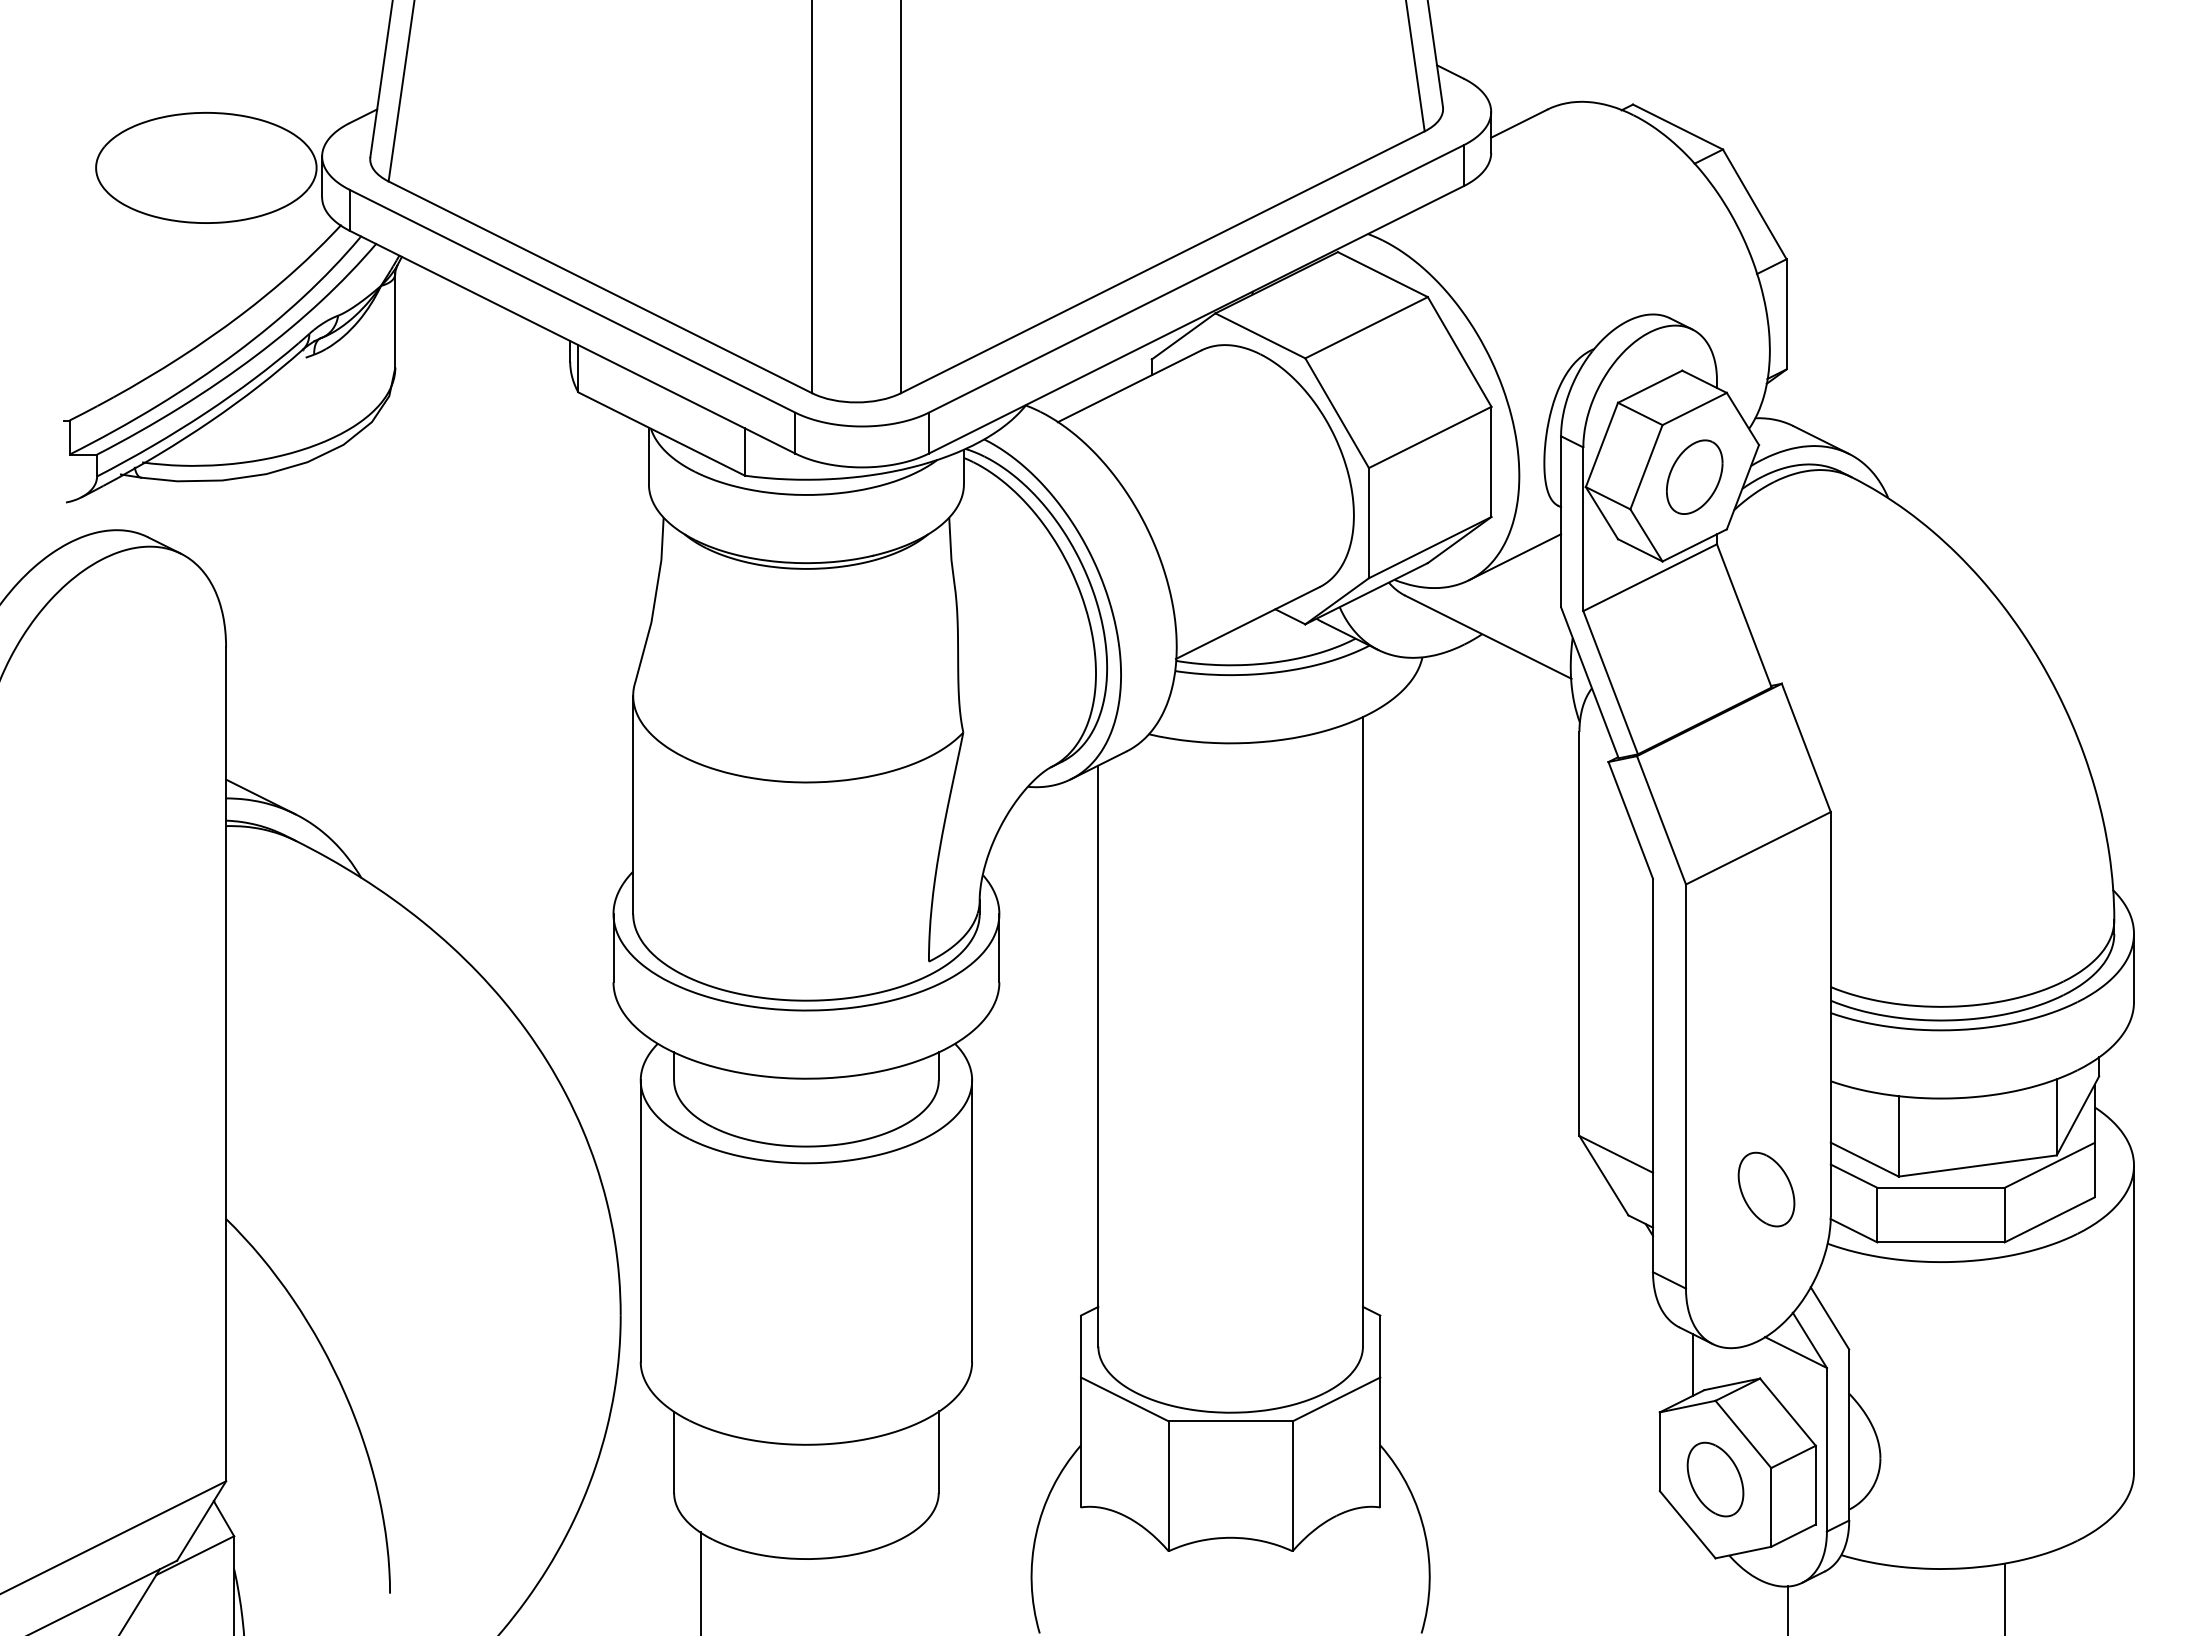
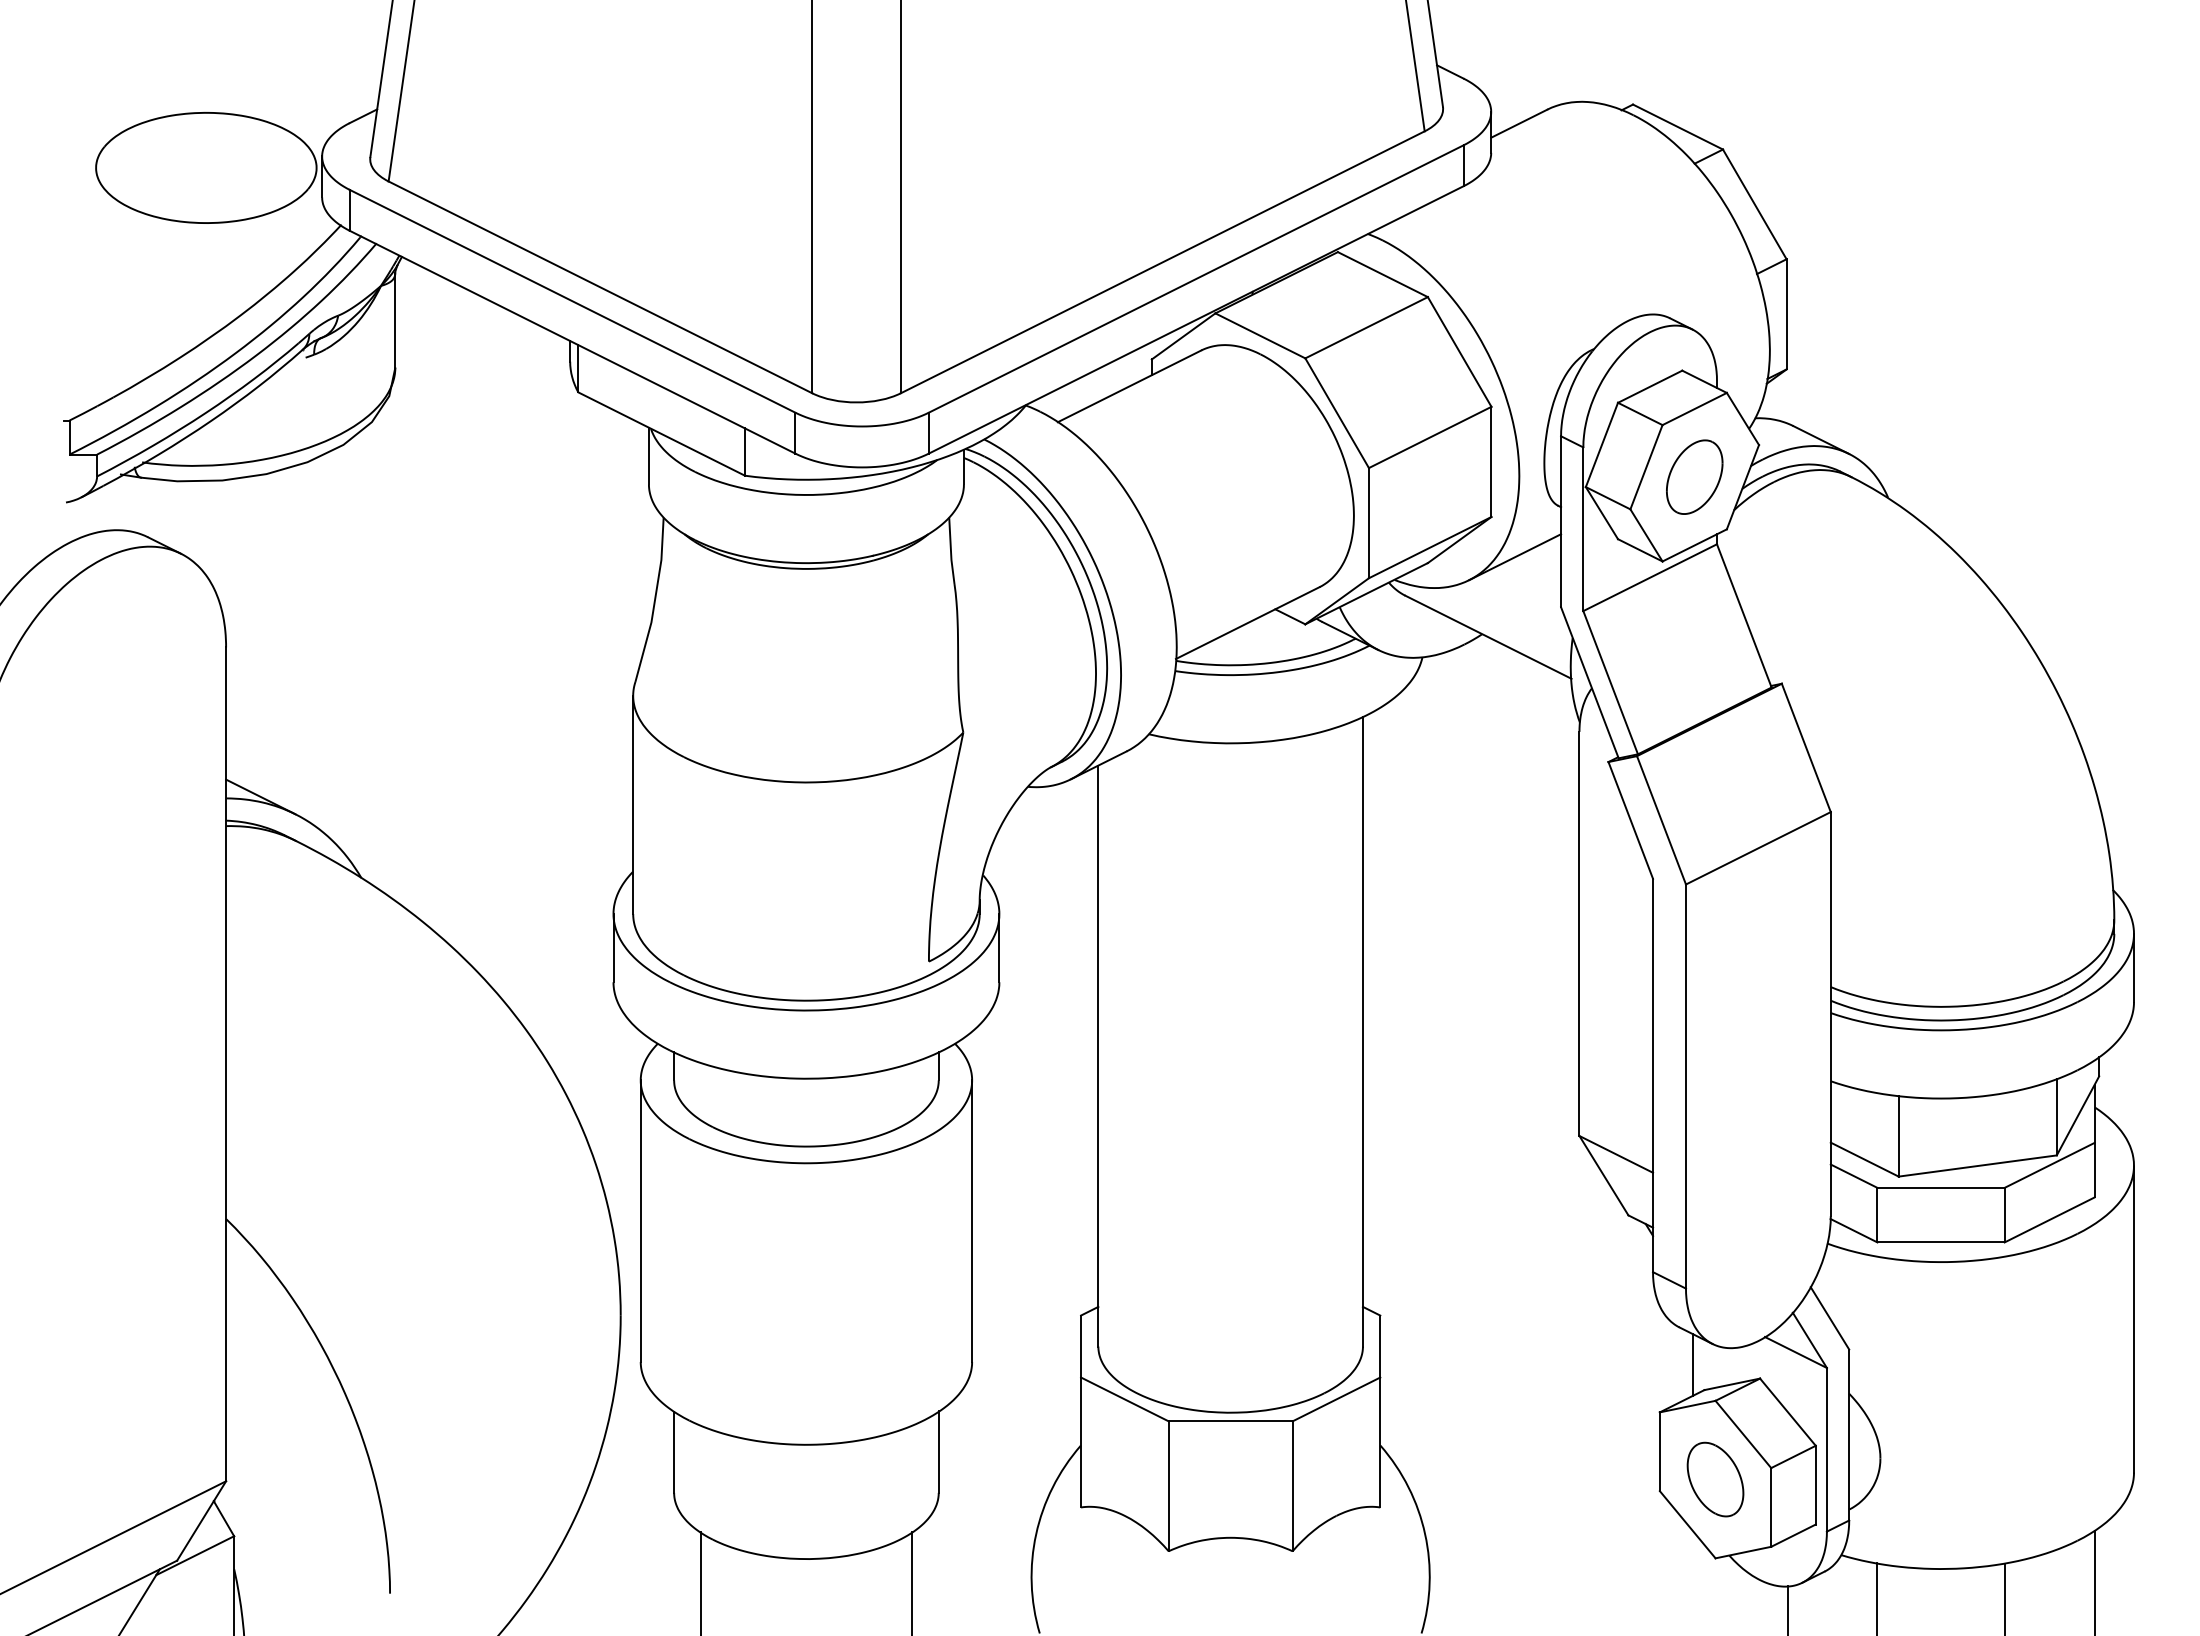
part: present -> none (1766, 1189)
line: none -> present (2094, 1581)
line: none -> present (912, 1582)
line: none -> present (1877, 1597)
